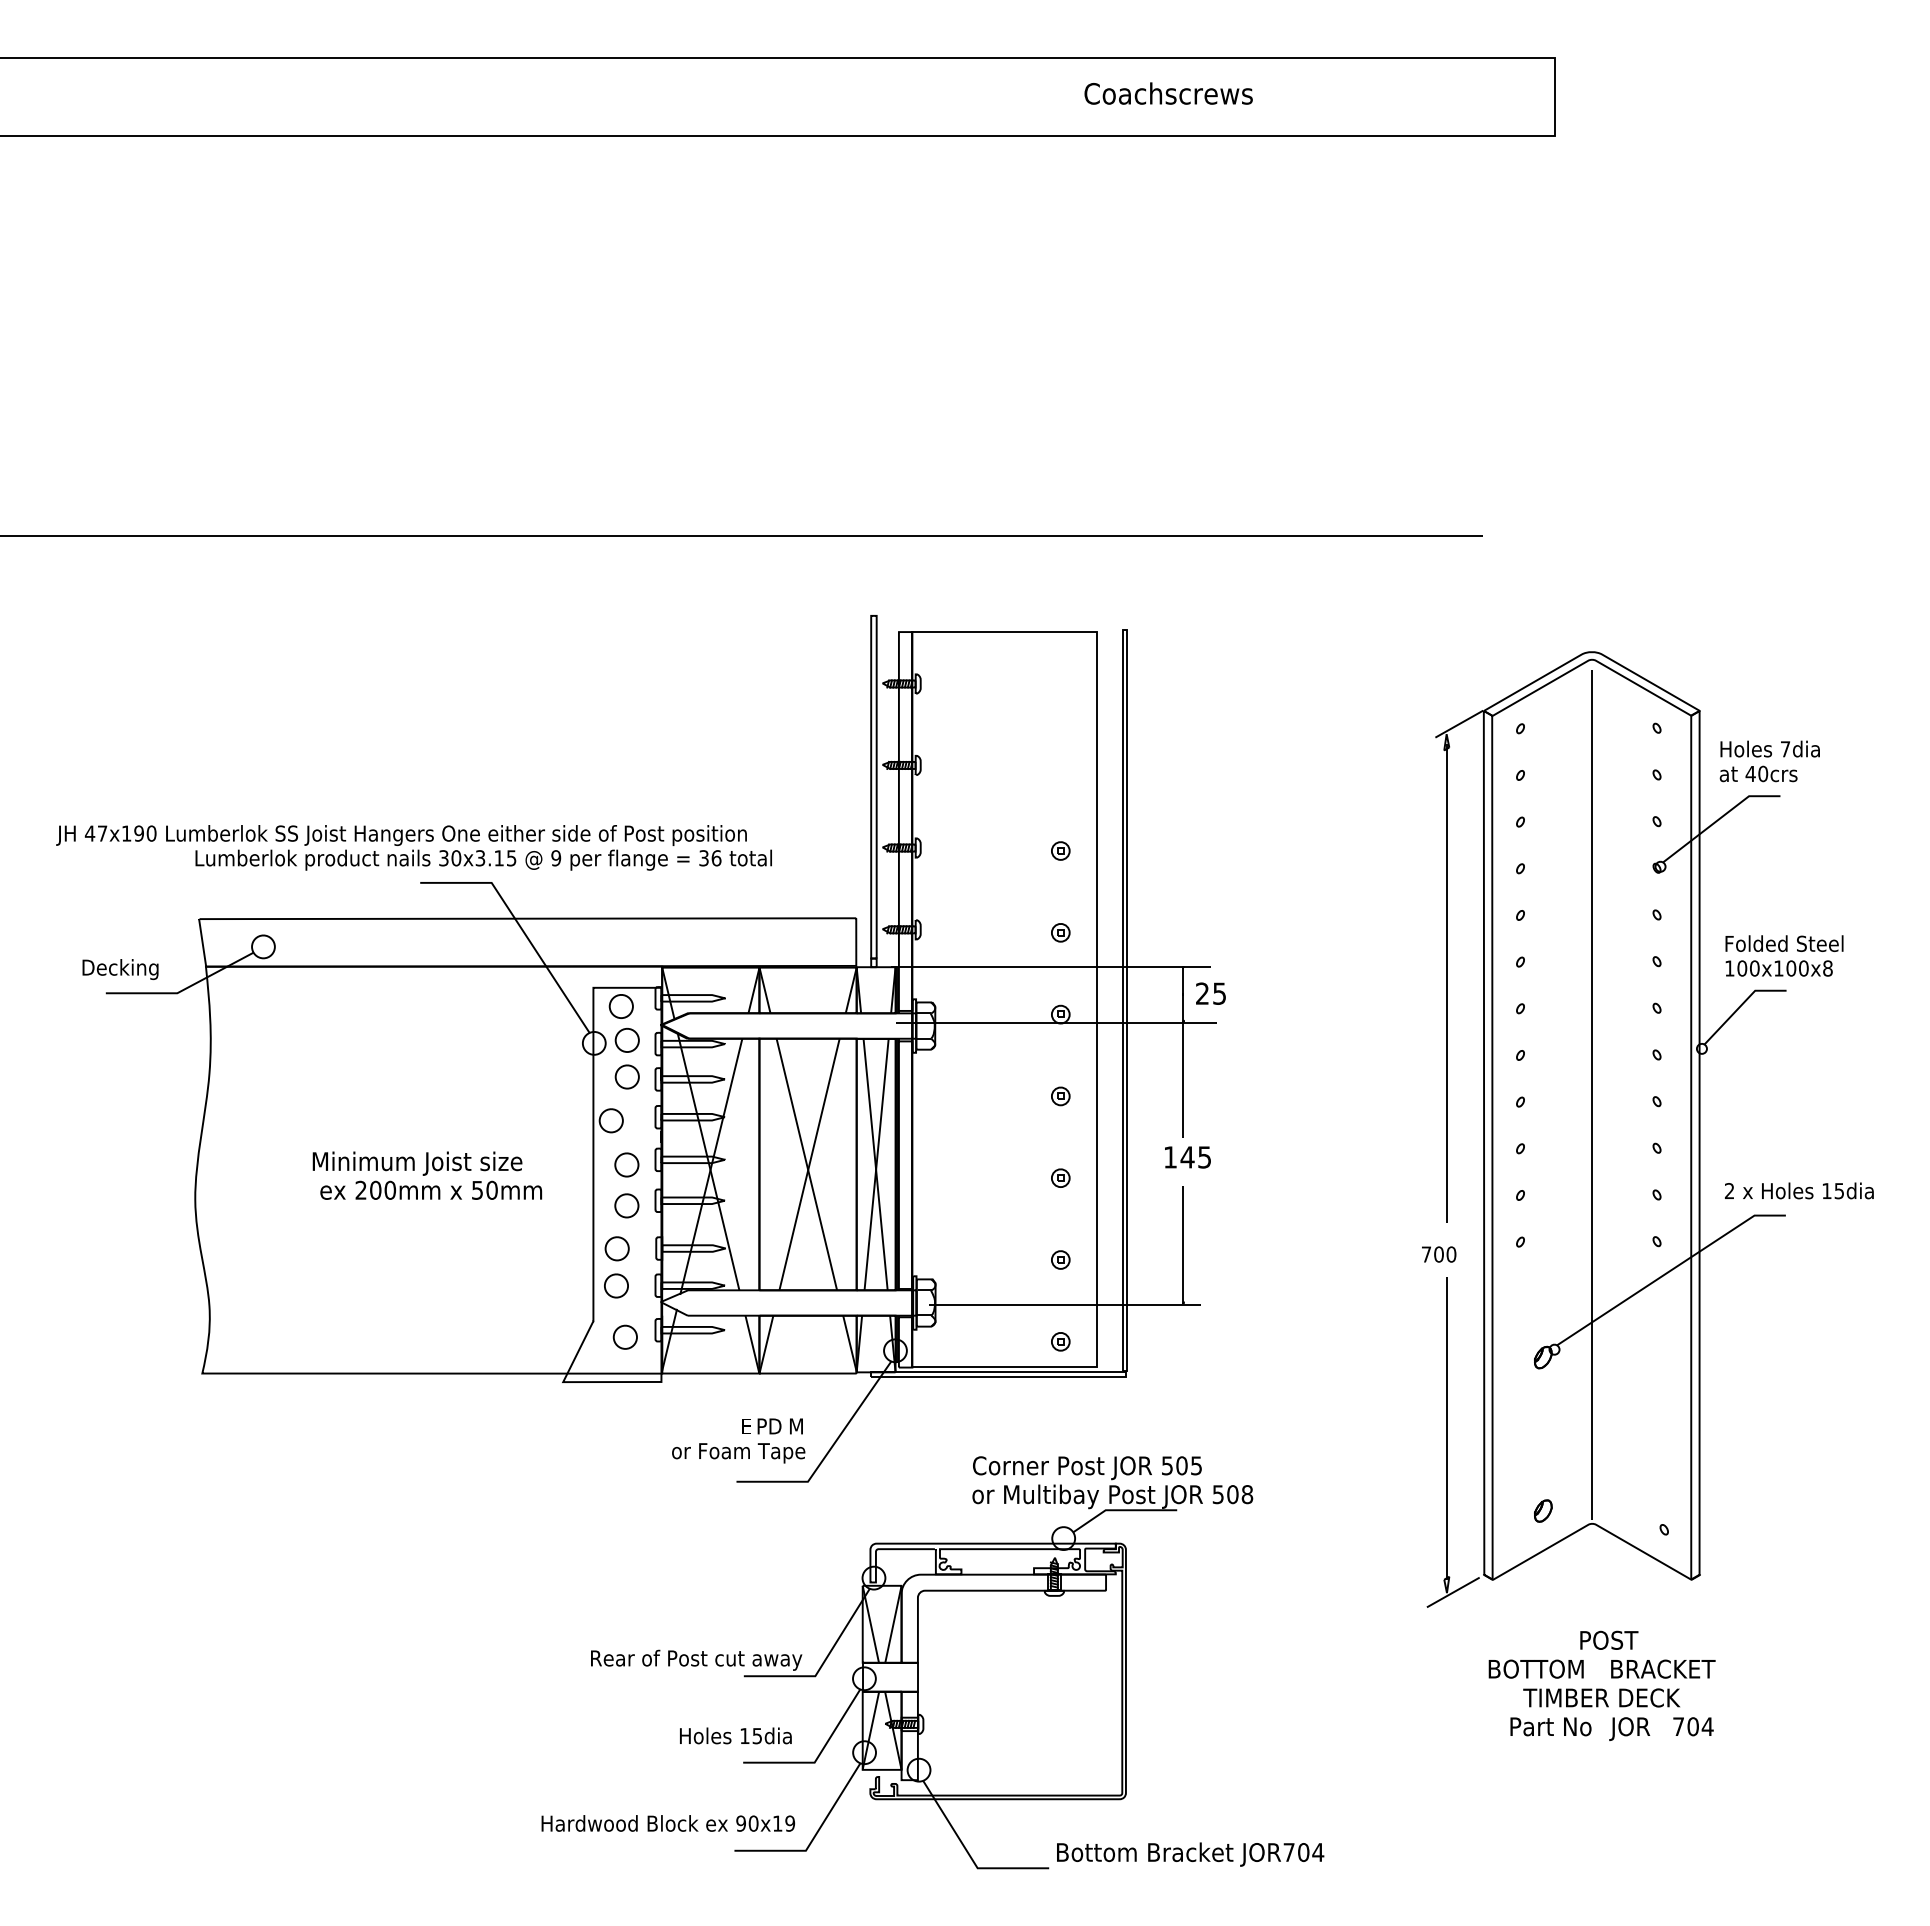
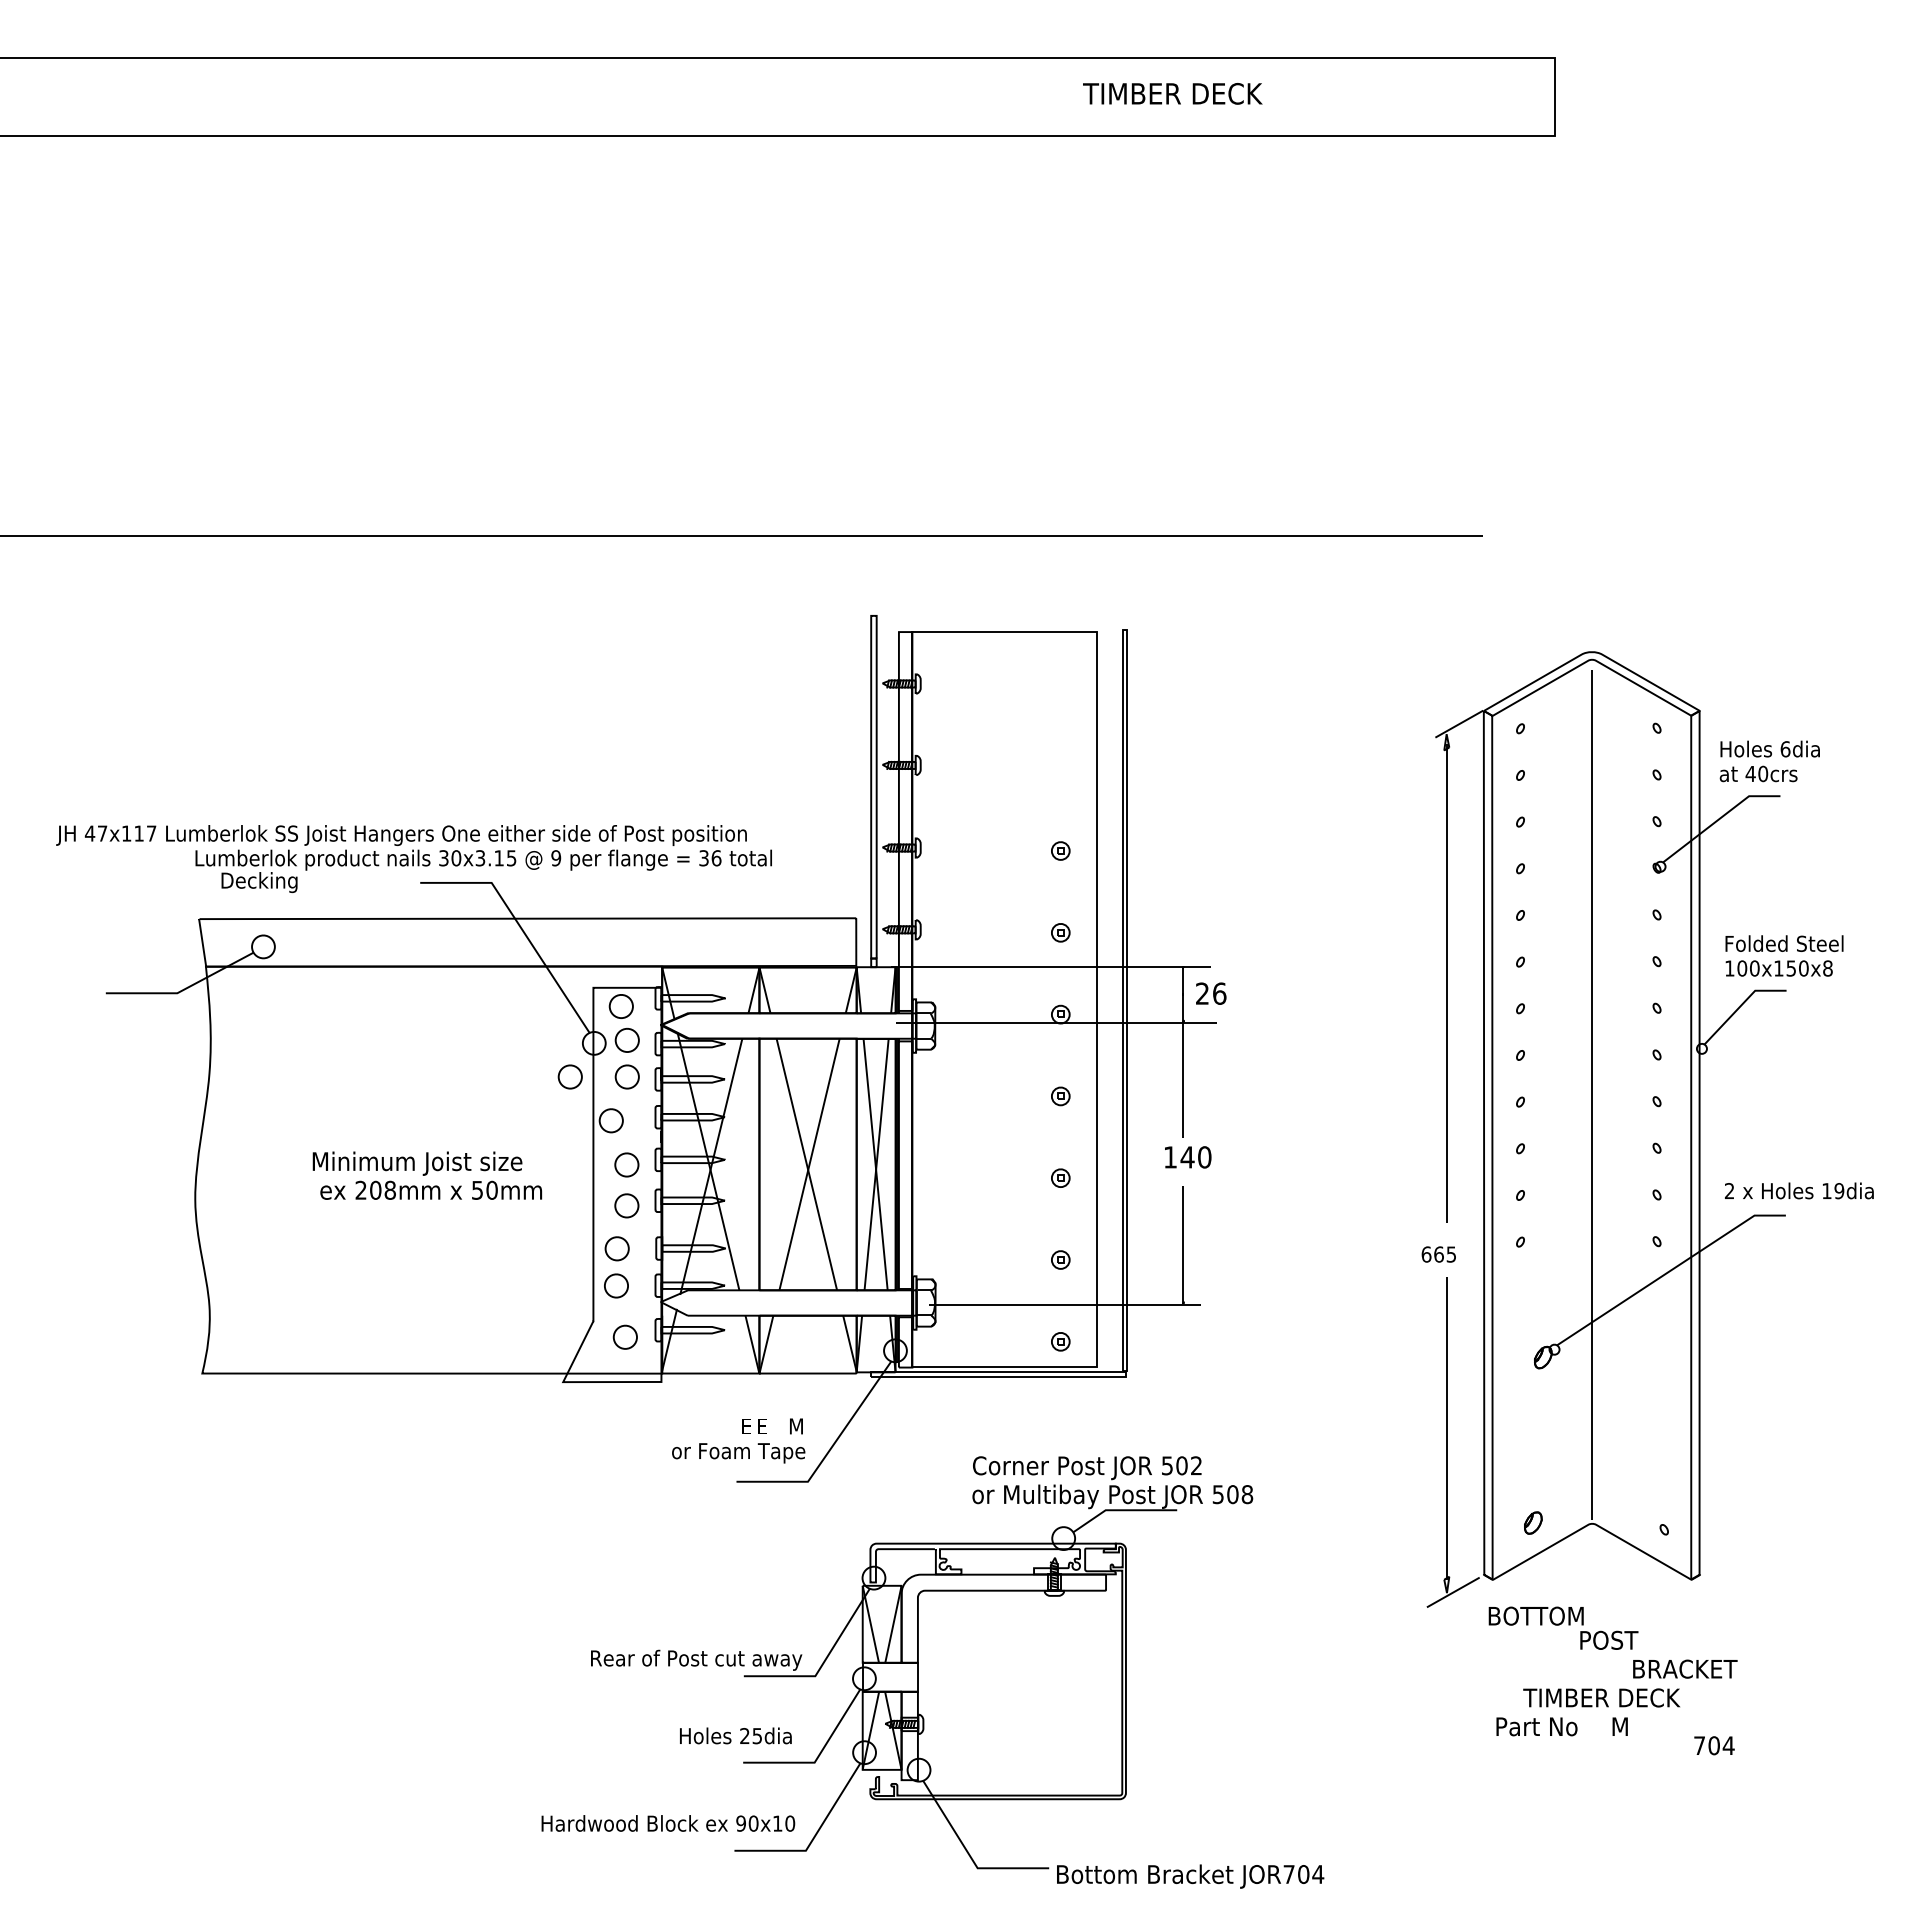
text: Coachscrews -> TIMBER DECK (1172, 93)
text: 7dia -> 6dia (1785, 749)
text: 47x190 -> 47x117 (145, 833)
text: 100x100x8 -> 100x150x8 (1791, 968)
text position: (120, 969) -> (259, 882) (259, 882)
text: 25 -> 26 (1219, 993)
part: none -> present (569, 1076)
text: 145 -> 140 (1204, 1157)
text: 200mm -> 208mm (390, 1190)
text: 15dia -> 19dia (1839, 1190)
text: 700 -> 665 (1438, 1254)
text: PD -> E (769, 1426)
text: 505 -> 502 (1196, 1465)
part position: (1543, 1510) -> (1533, 1522) (1533, 1522)
text position: (1535, 1668) -> (1535, 1615) (1535, 1615)
text position: (1663, 1668) -> (1685, 1668) (1685, 1668)
text position: (1550, 1726) -> (1536, 1726) (1536, 1726)
text position: (1693, 1726) -> (1714, 1745) (1714, 1745)
text: JOR -> M (1629, 1729)
text: 15dia -> 25dia (744, 1735)
text: 90x19 -> 90x10 (790, 1823)
text position: (1190, 1854) -> (1190, 1876) (1190, 1876)
